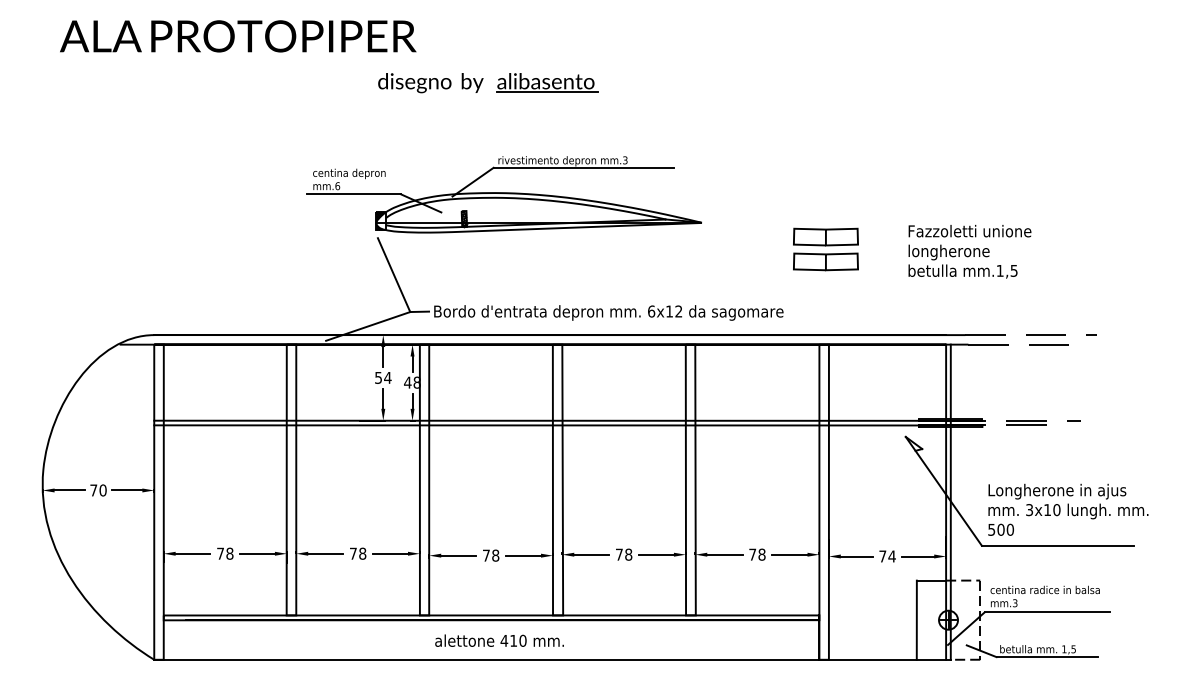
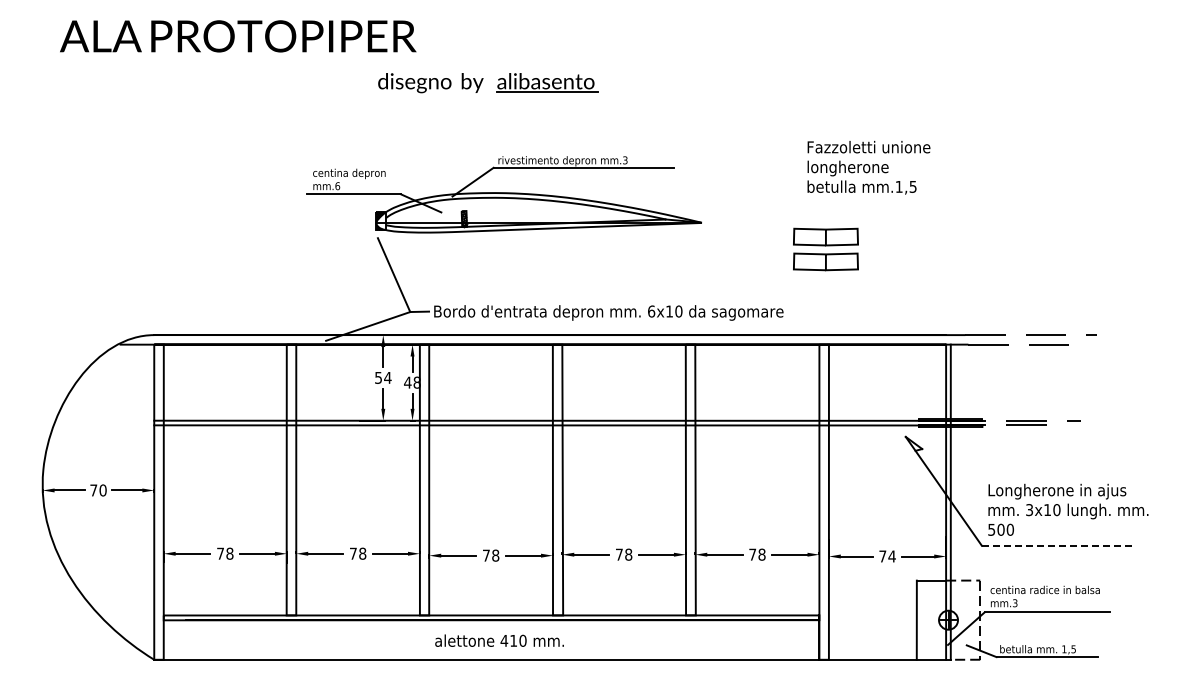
text position: (969, 251) -> (868, 167) (868, 167)
text: 6x12 -> 6x10 (678, 311)
line: solid -> dashed (1058, 545)
